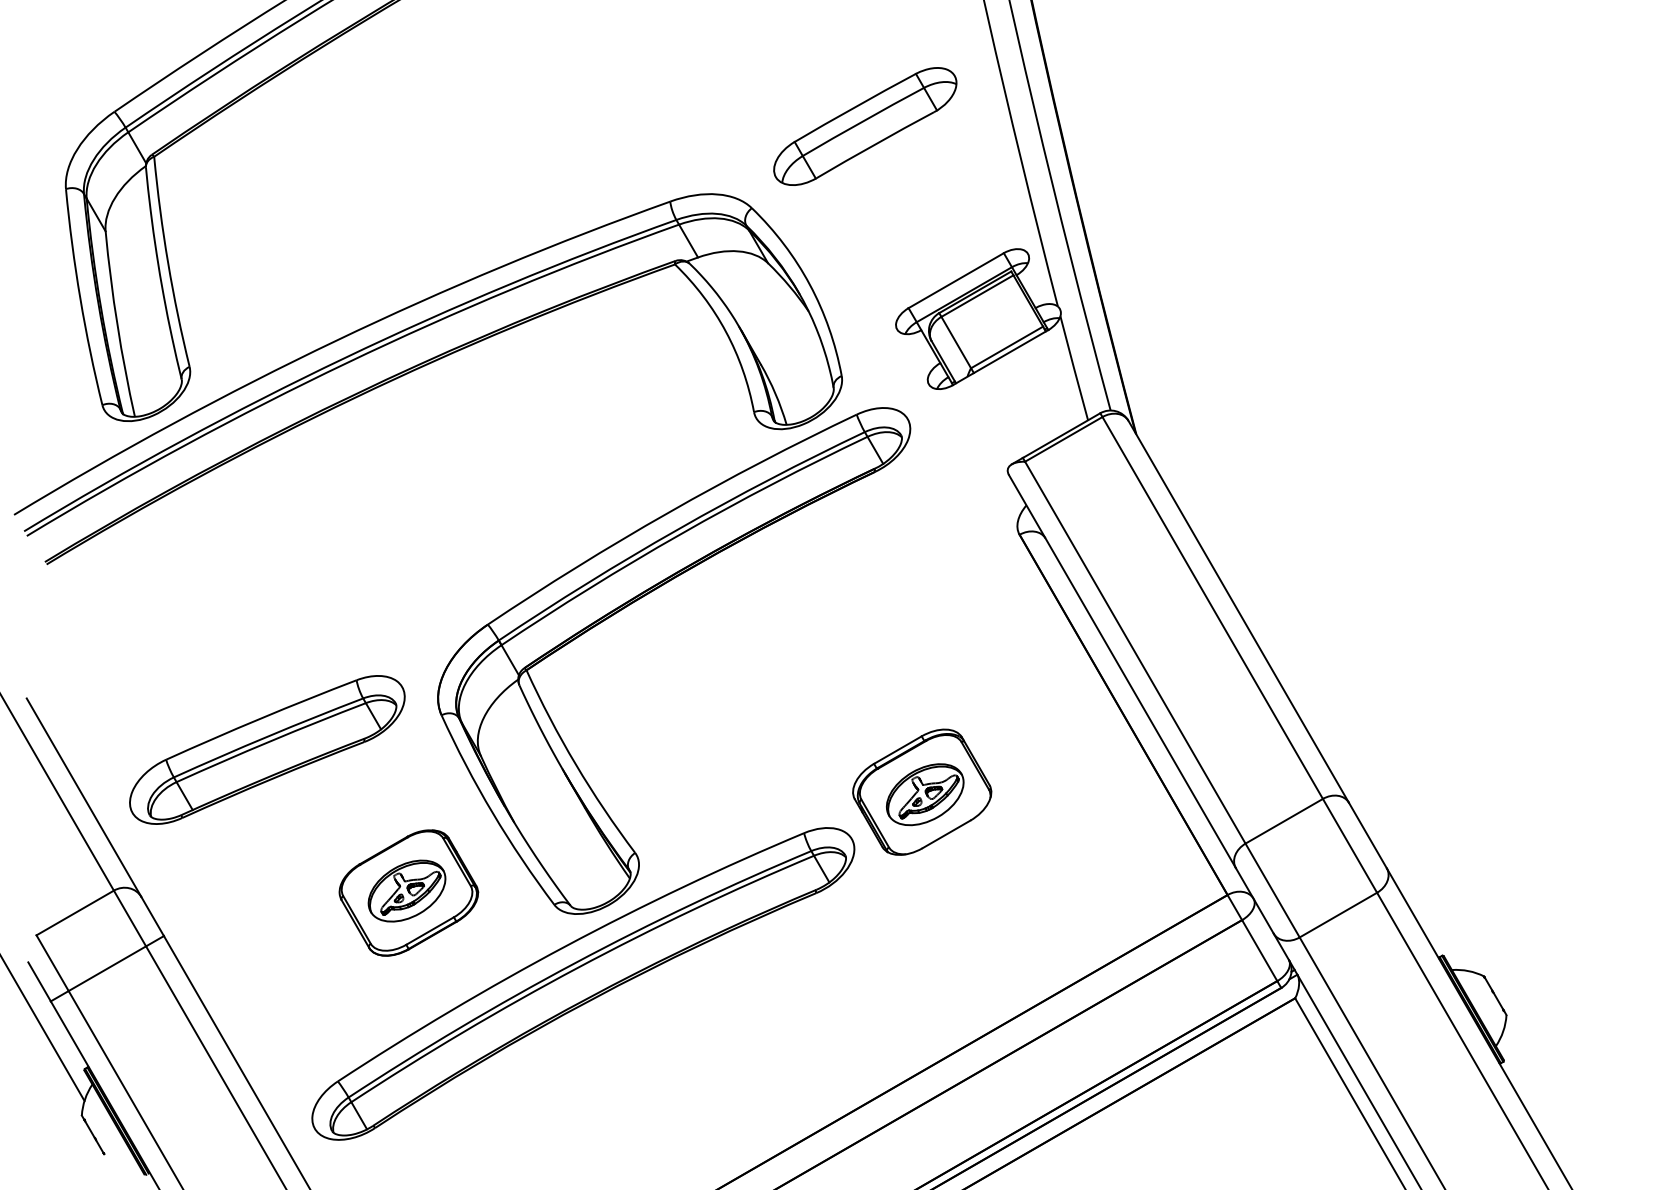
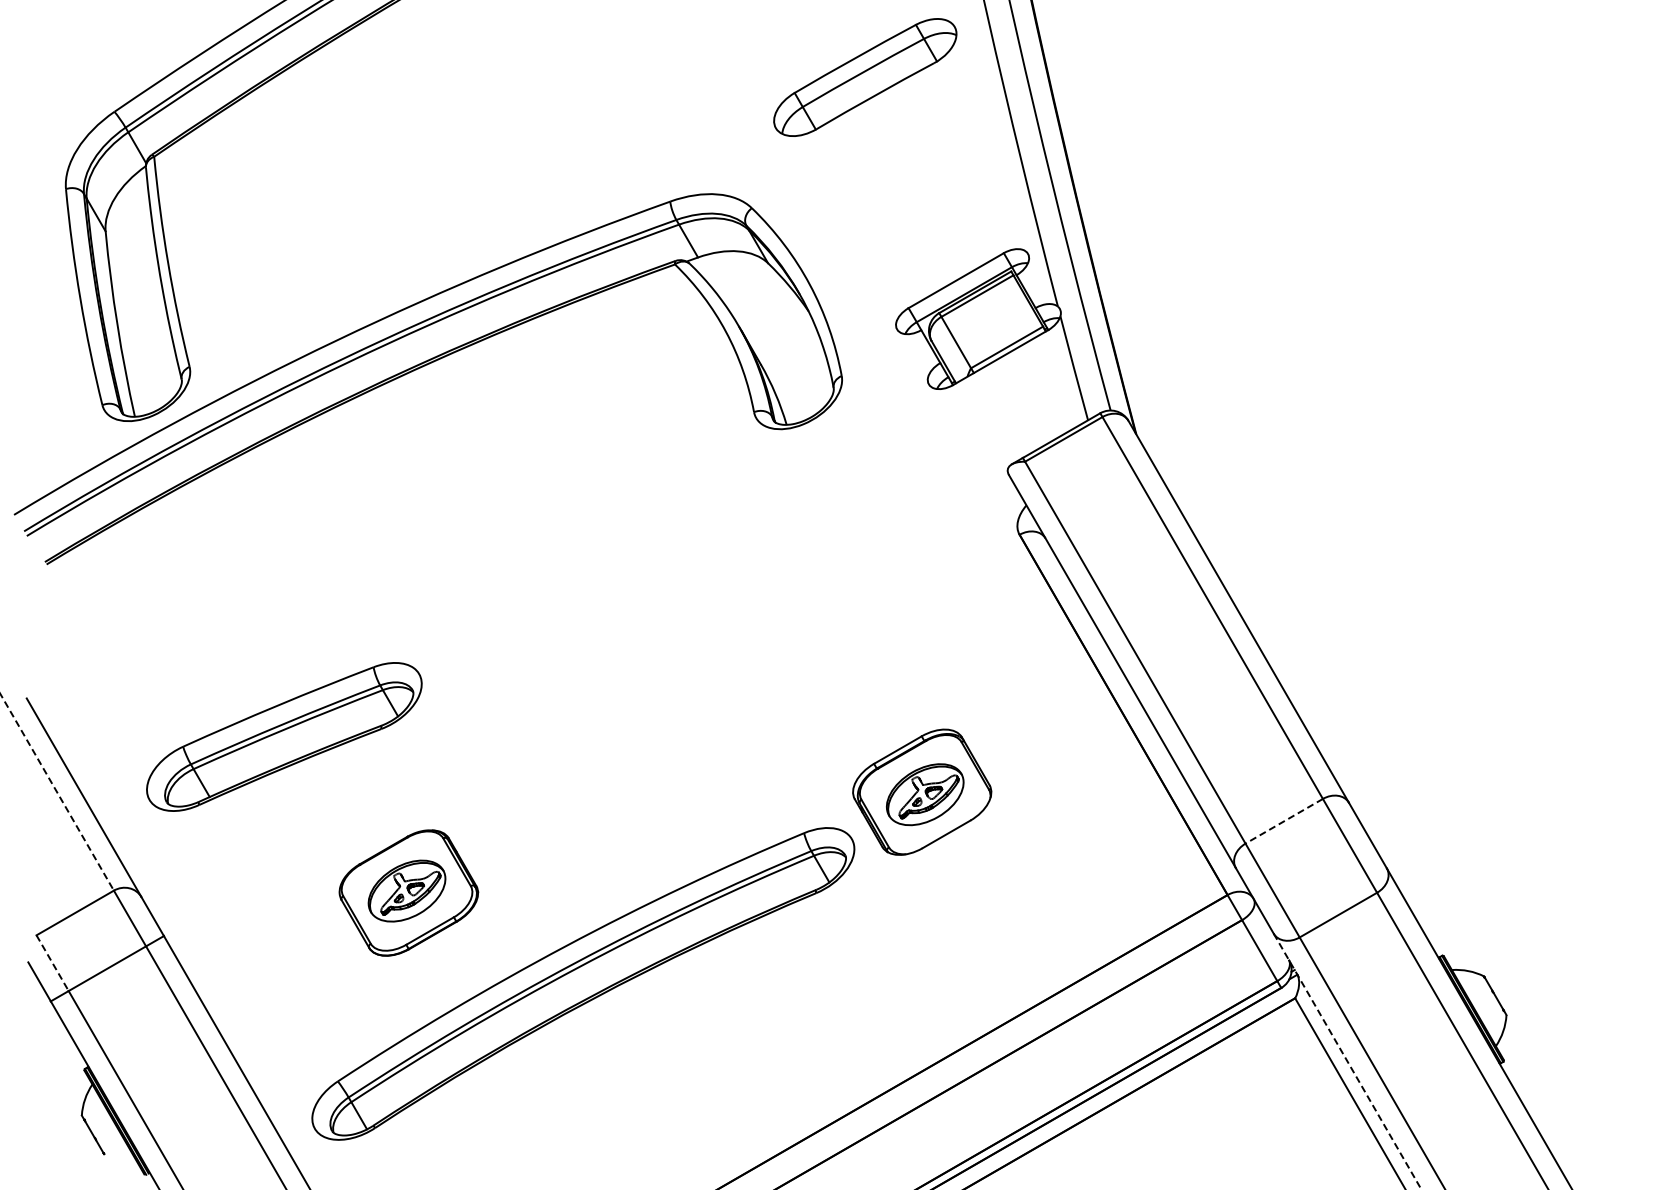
part position: (865, 126) -> (865, 77) (865, 77)
part: present -> none (638, 600)
part position: (267, 749) -> (284, 736) (284, 736)
line: solid -> dashed (57, 792)
line: solid -> dashed (1284, 821)
line: solid -> dashed (52, 963)
line: present -> none (43, 1028)
line: solid -> dashed (1347, 1061)
